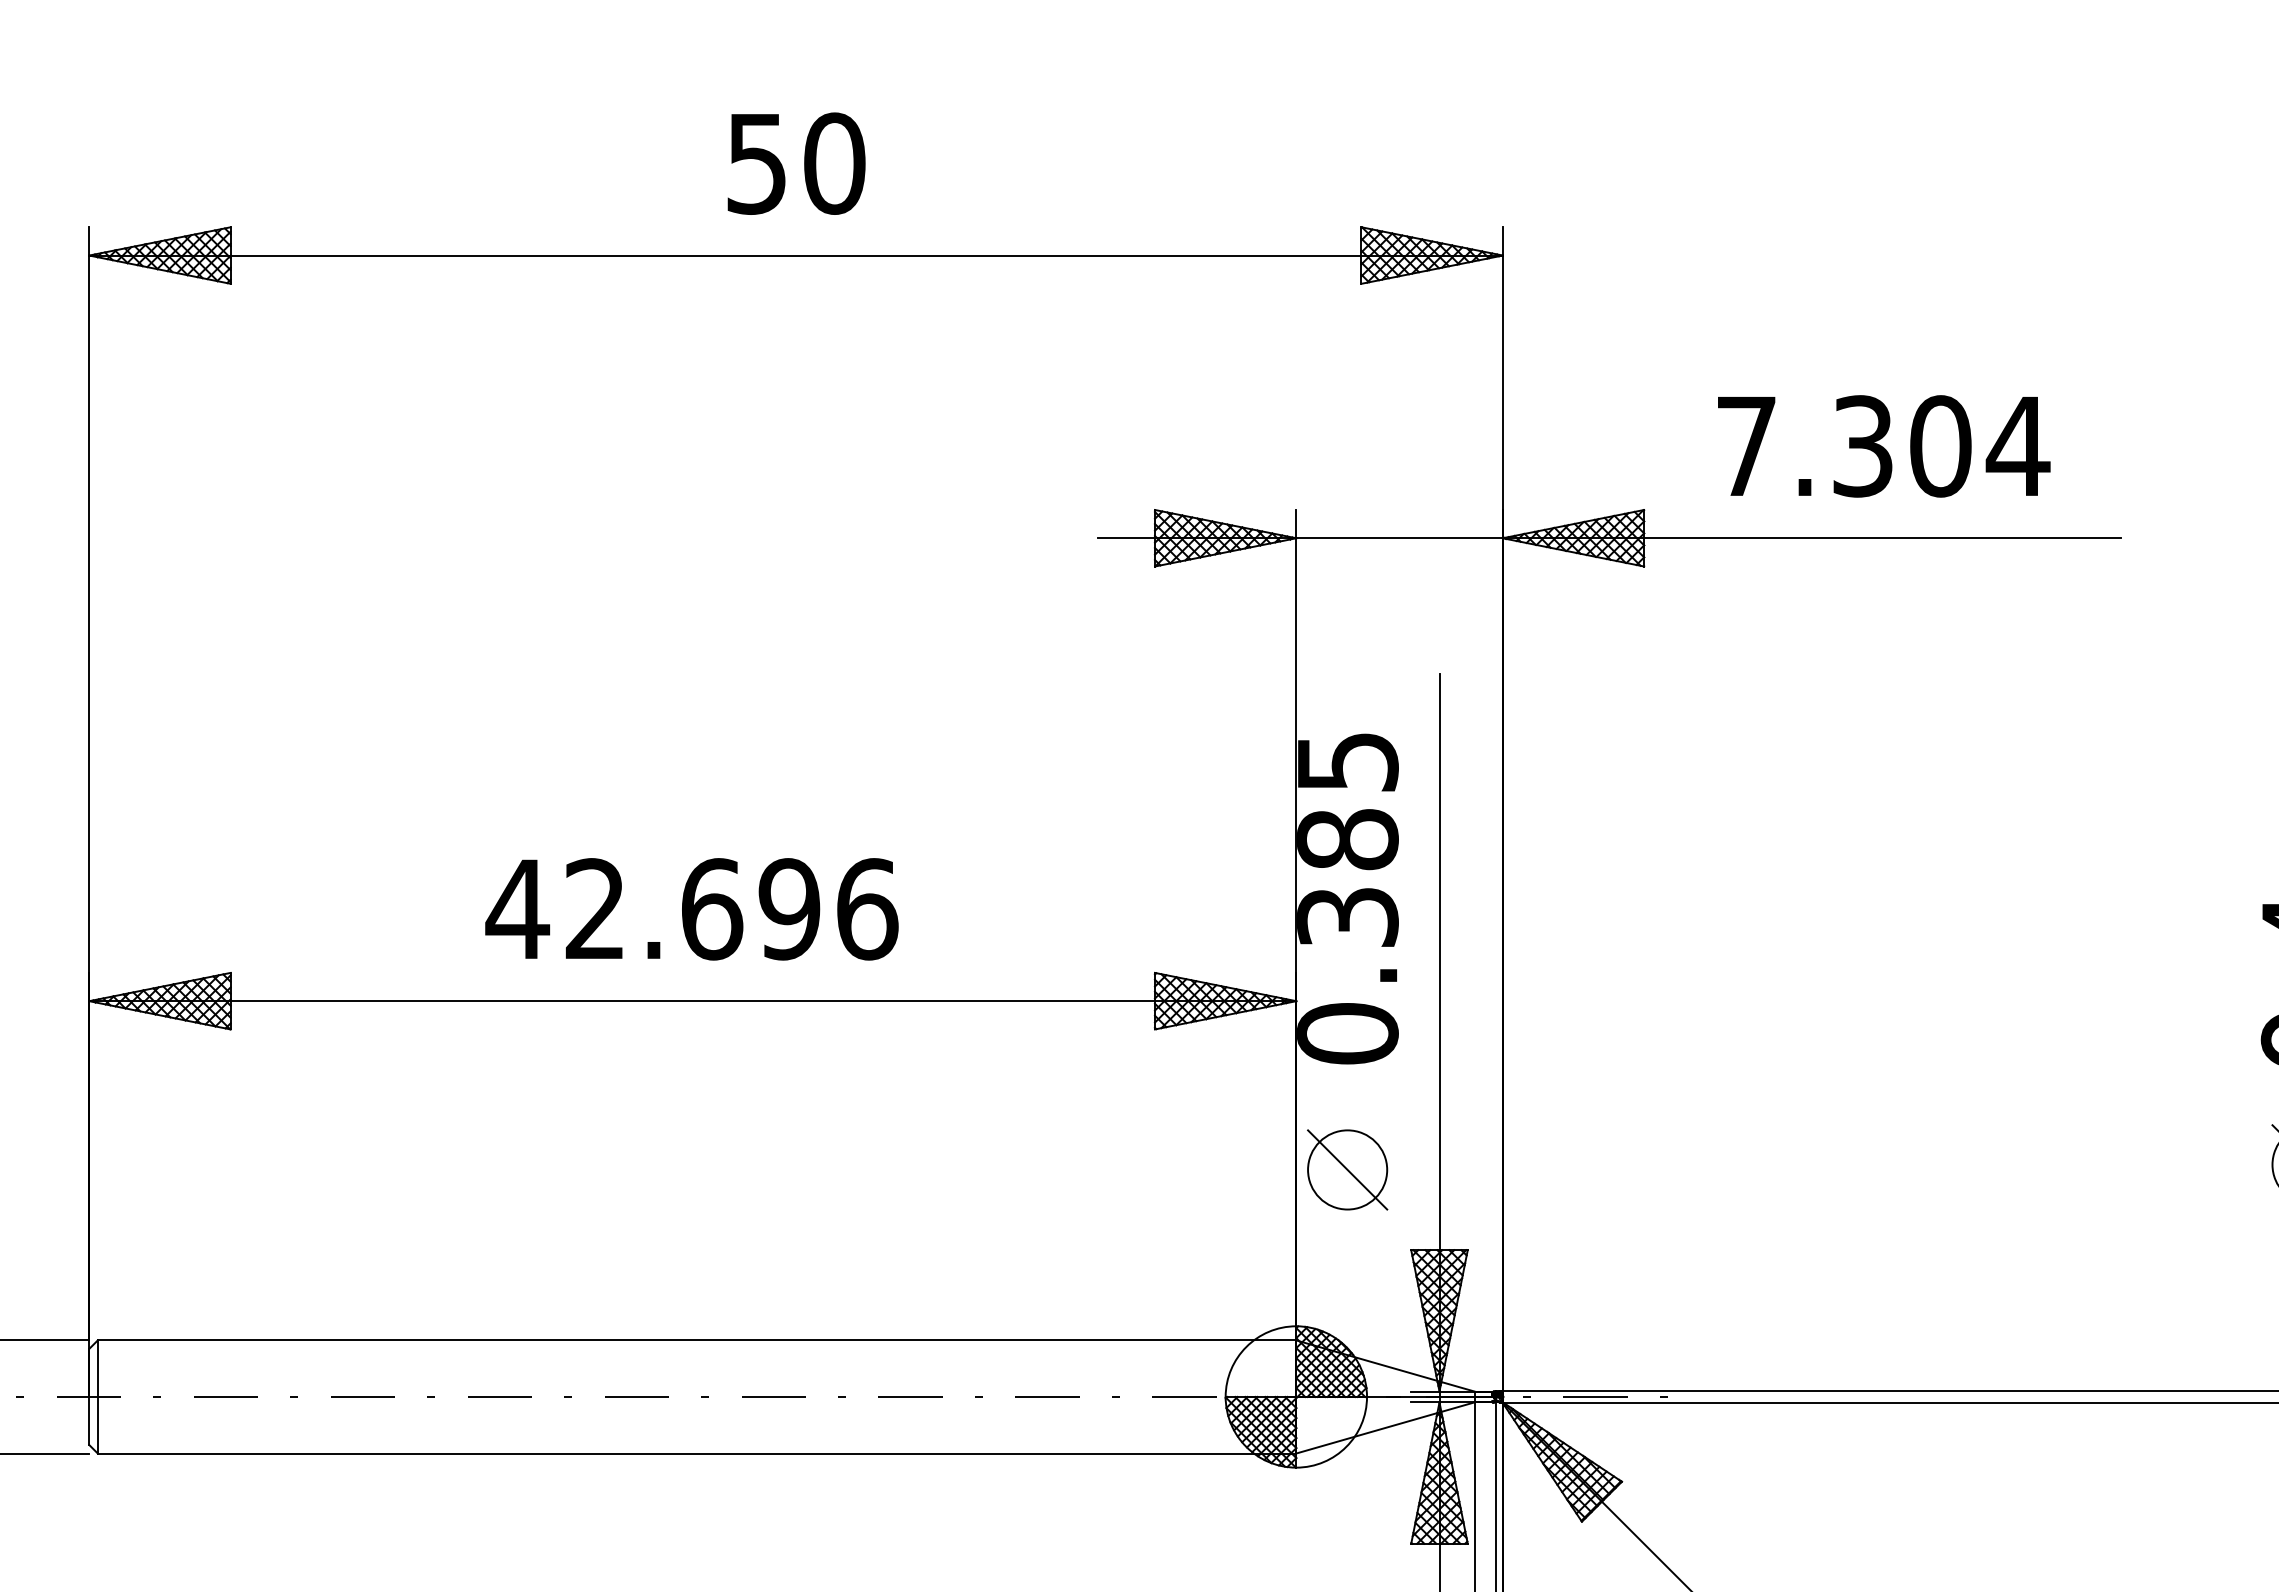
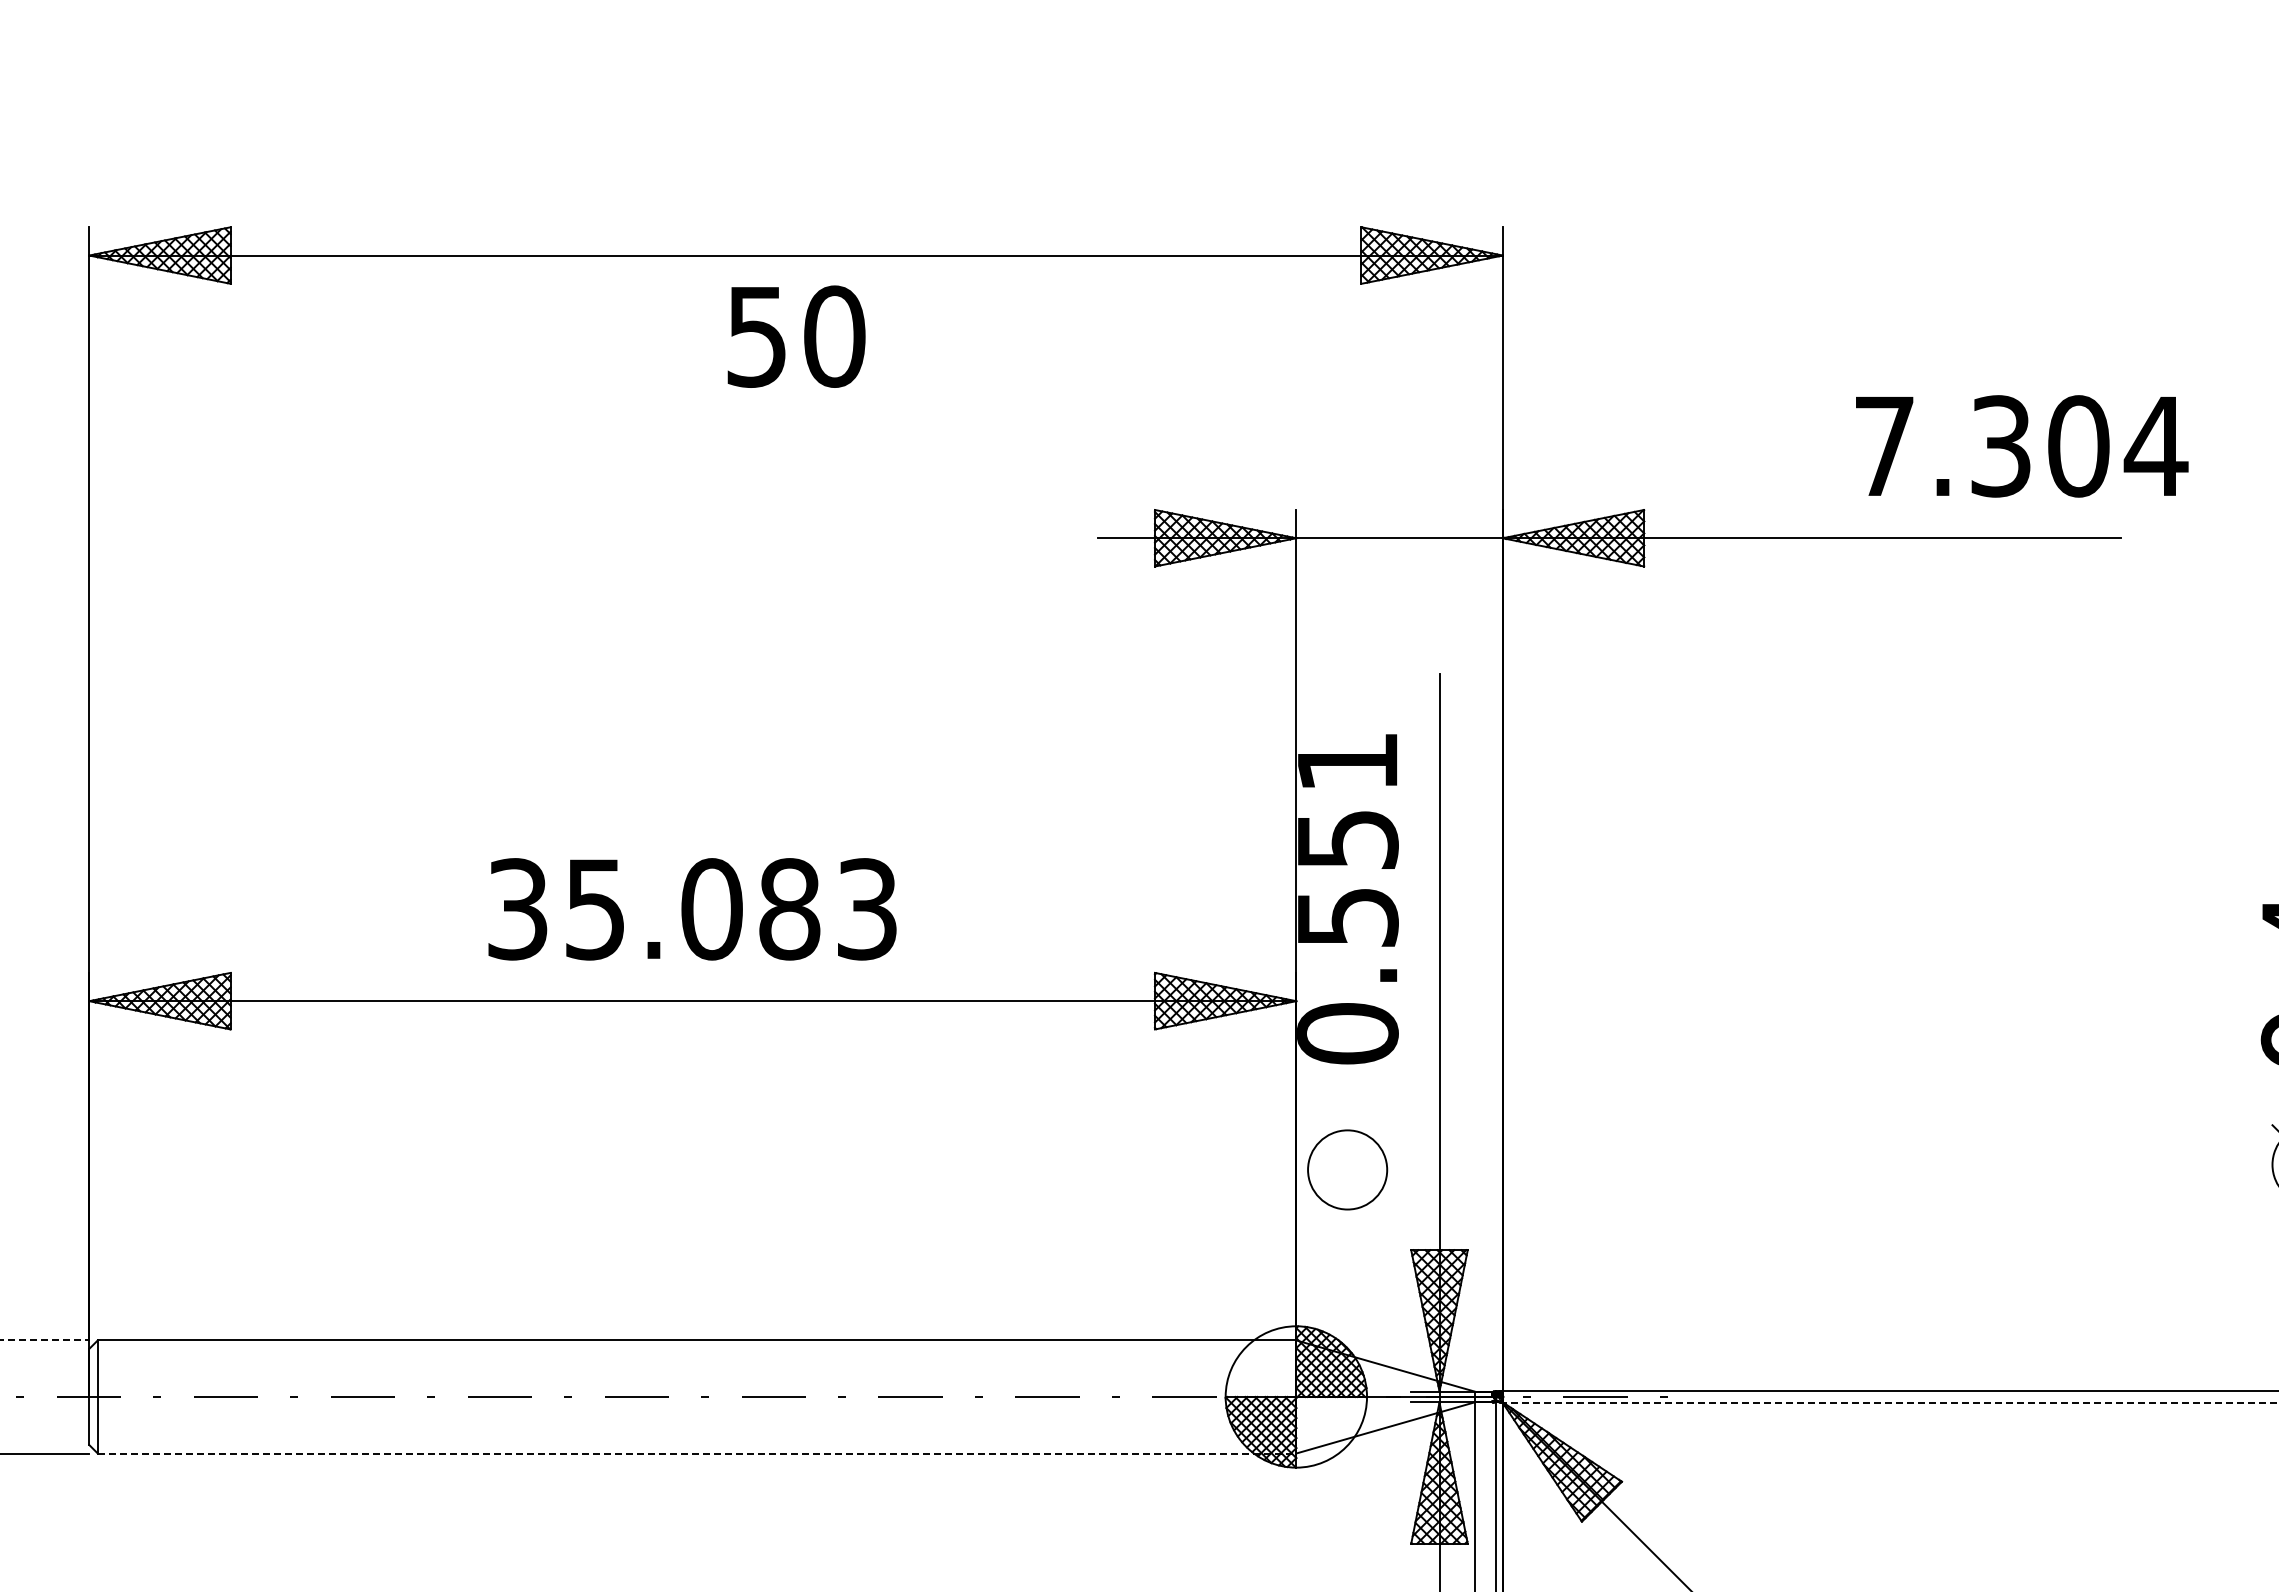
text position: (796, 163) -> (796, 336) (796, 336)
text position: (1884, 446) -> (2022, 446) (2022, 446)
text: 0.385 -> 0.551 (1347, 839)
text: 42.696 -> 35.083 (691, 909)
line: present -> none (1347, 1169)
line: solid -> dashed (45, 1340)
line: solid -> dashed (1889, 1402)
line: solid -> dashed (697, 1453)
